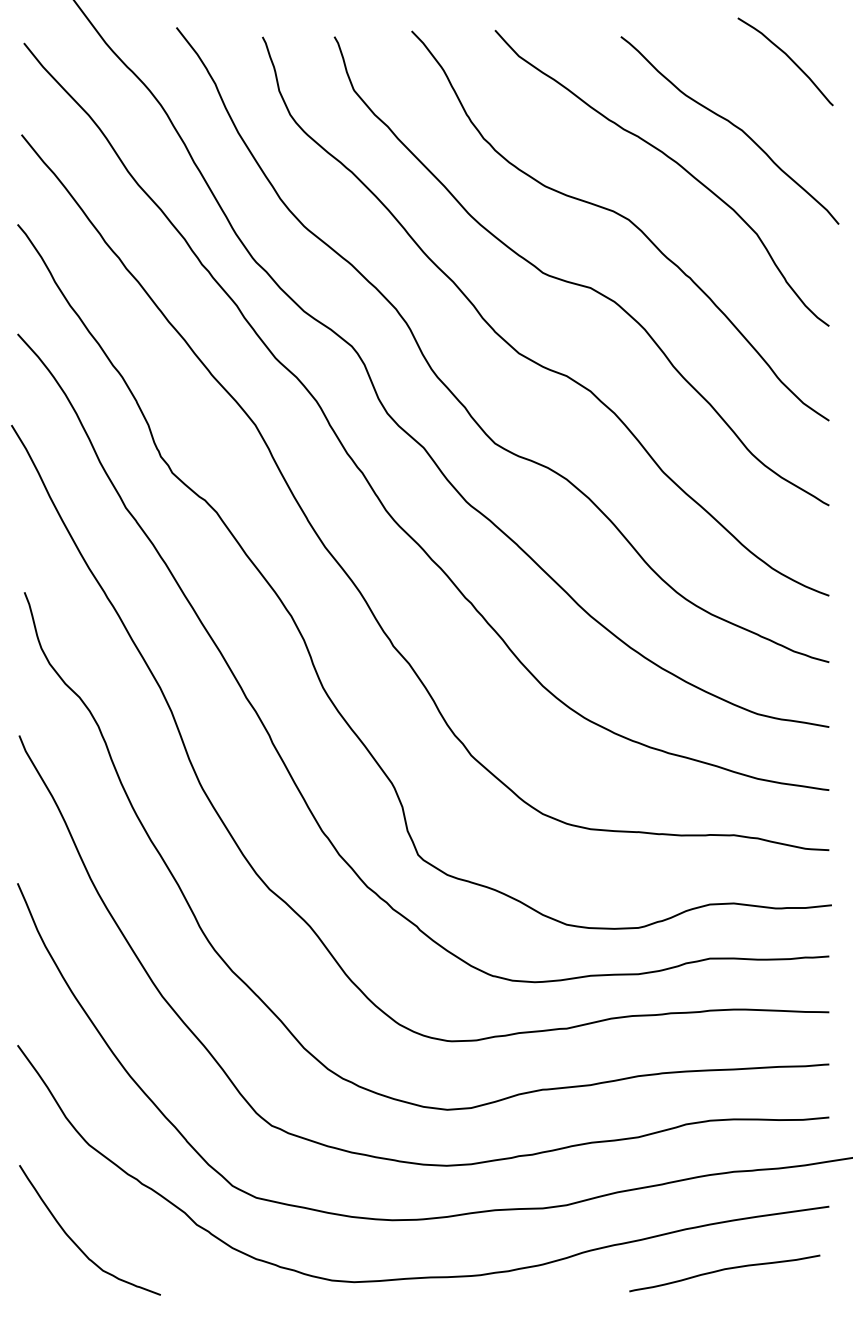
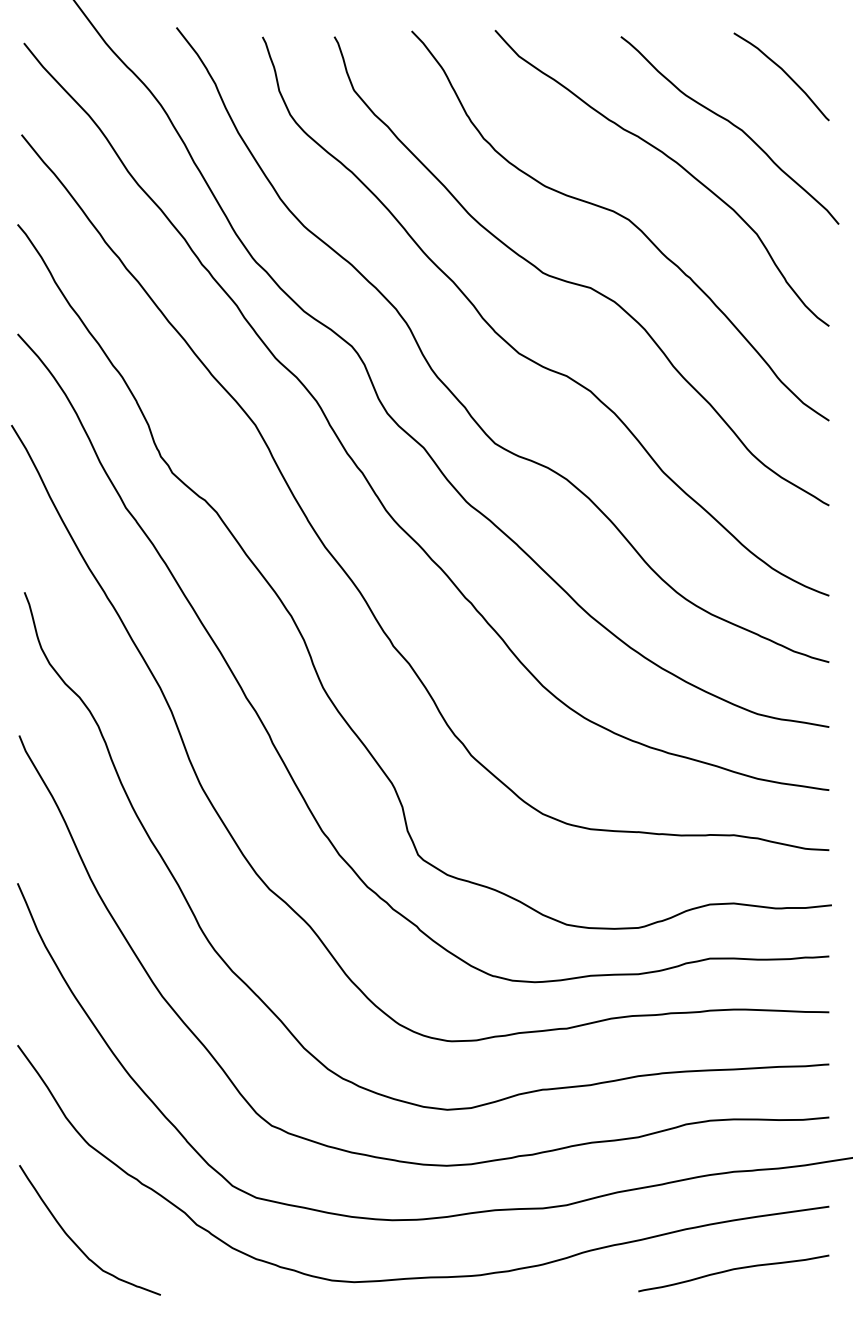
curve position: (788, 58) -> (784, 73) (784, 73)
curve position: (724, 1270) -> (733, 1270) (733, 1270)
